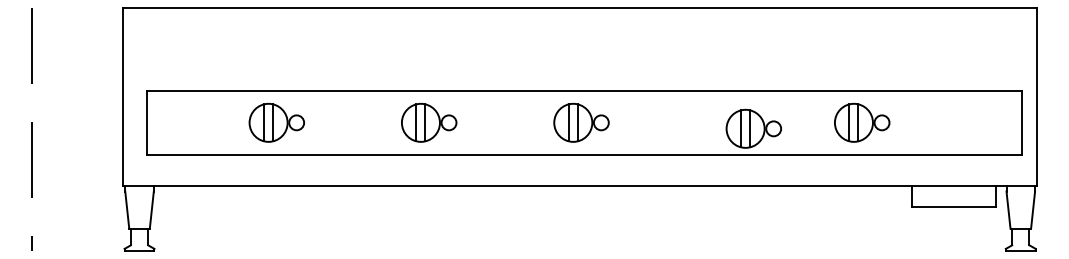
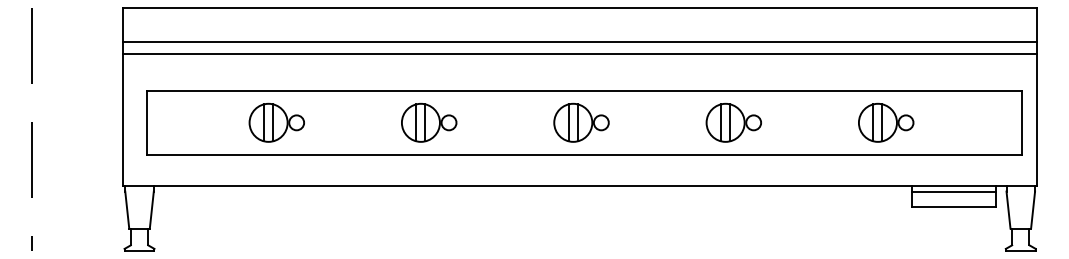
line: none -> present (579, 41)
line: none -> present (579, 53)
part position: (862, 122) -> (886, 122) (886, 122)
part position: (753, 128) -> (733, 122) (733, 122)
line: none -> present (953, 192)
